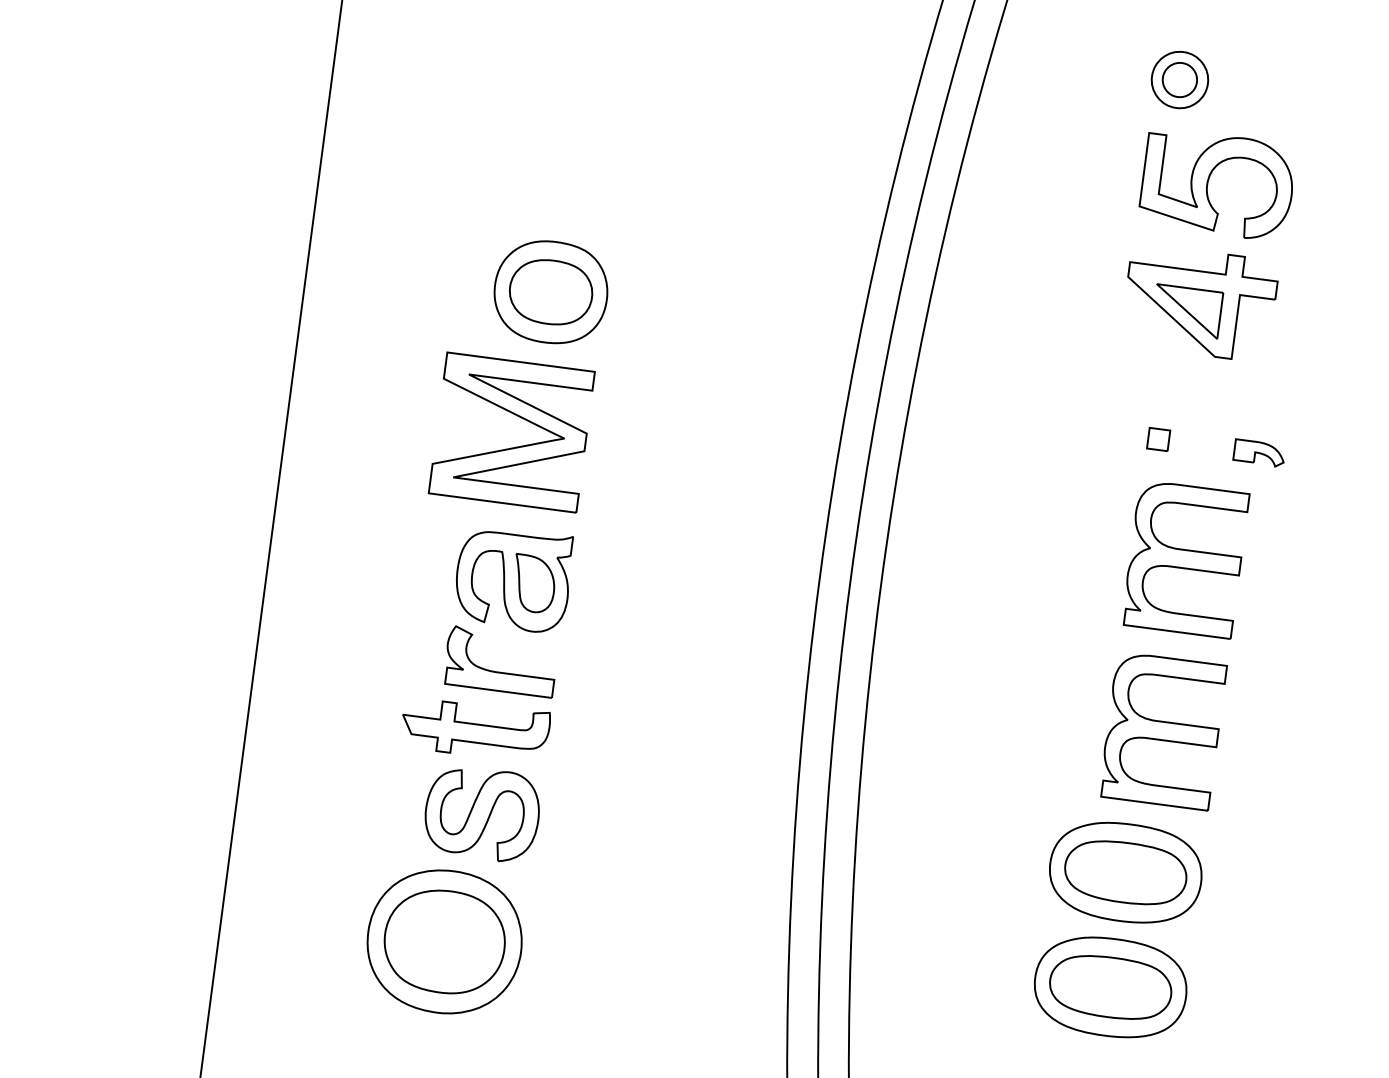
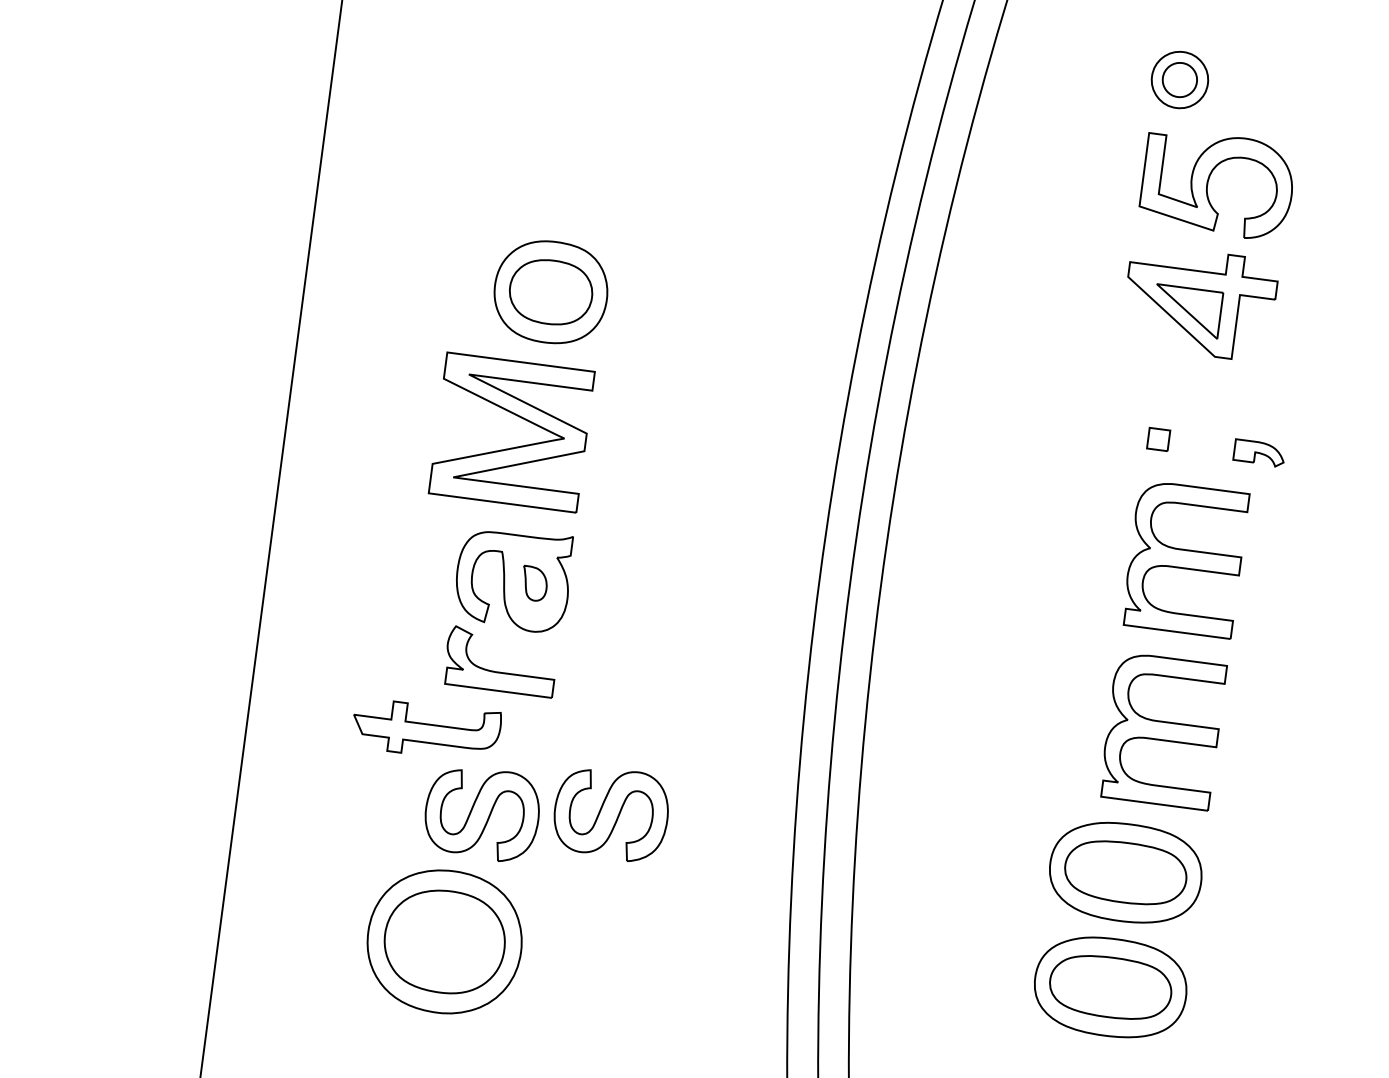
part size: 41x61 px -> 25x38 px (535, 582)
part position: (476, 726) -> (427, 726) (427, 726)
part: none -> present (610, 815)
